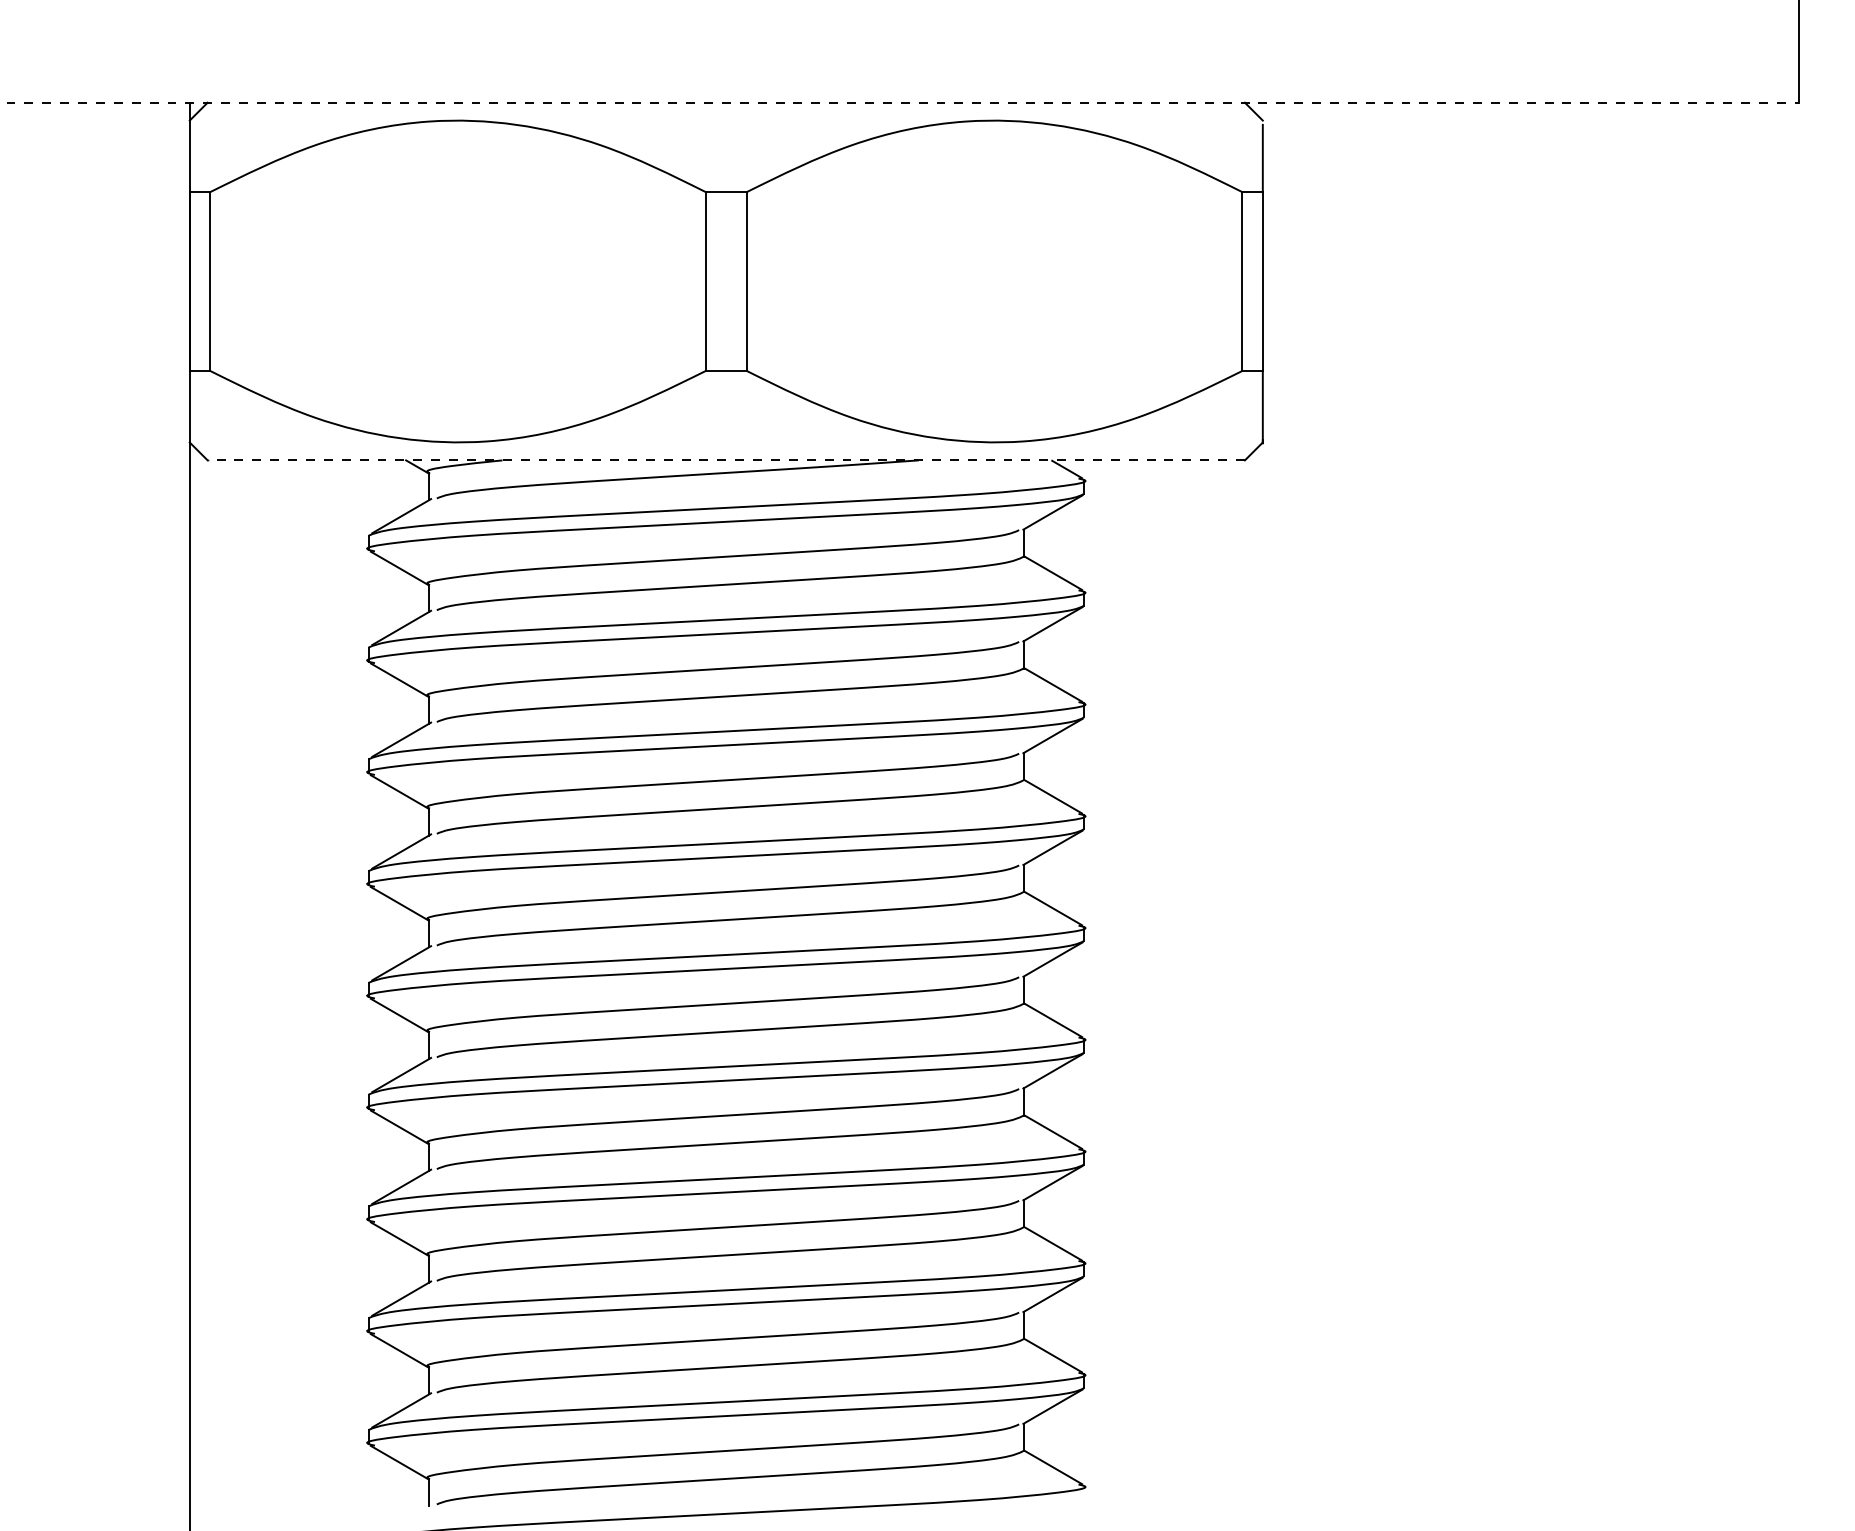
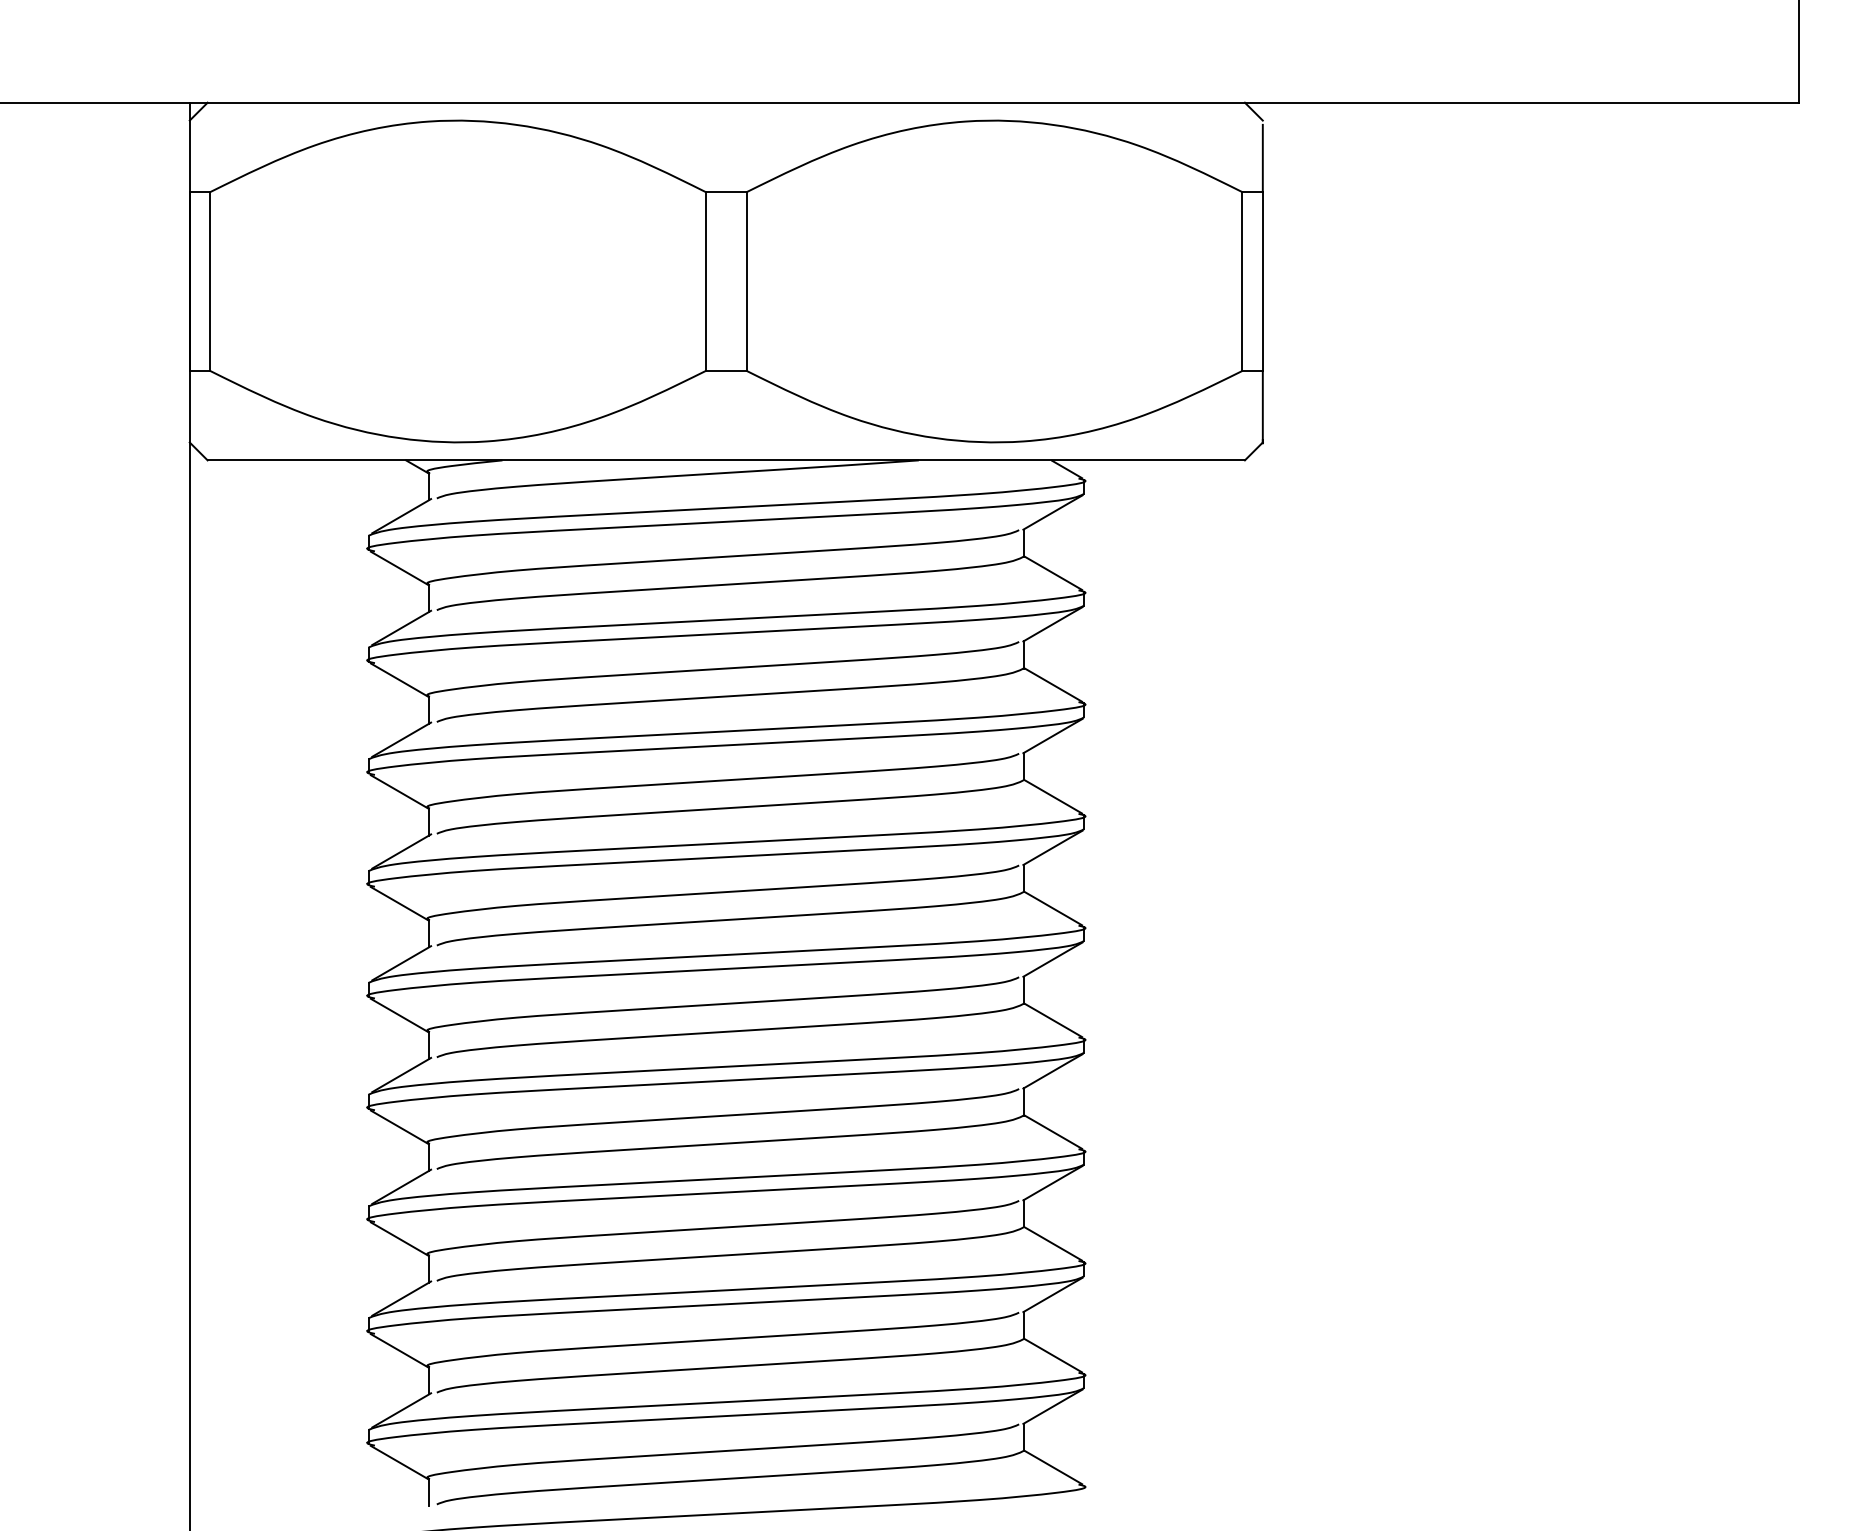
line: dashed -> solid (900, 102)
line: dashed -> solid (726, 460)
